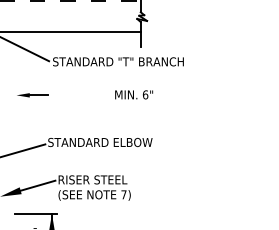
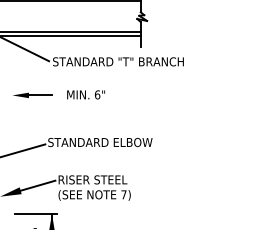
line: dashed -> solid (70, 1)
line: none -> present (71, 36)
text position: (134, 94) -> (86, 94) (86, 94)
part size: 32x5 px -> 40x6 px (32, 94)
